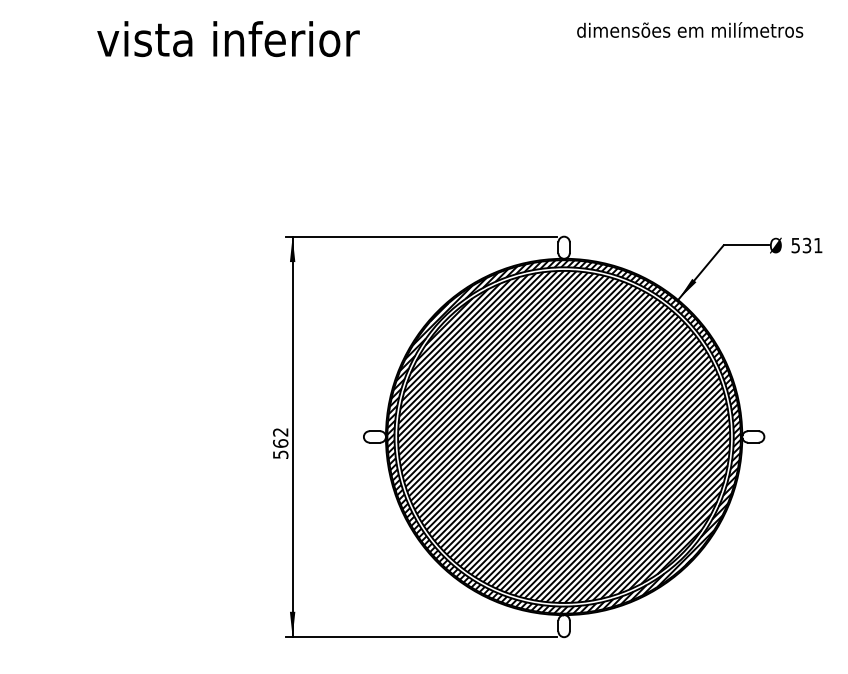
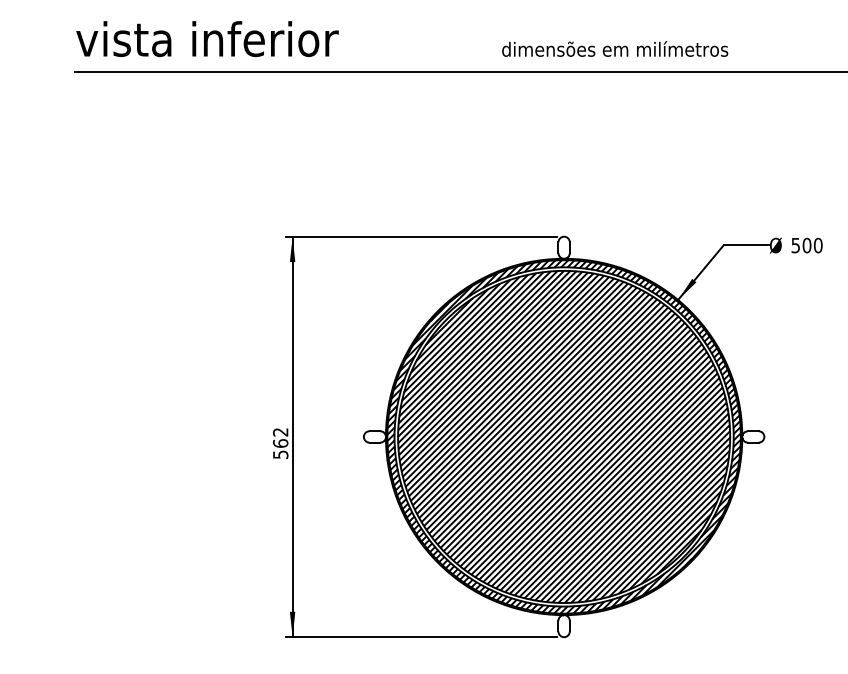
text position: (690, 29) -> (615, 48) (615, 48)
text position: (228, 39) -> (207, 39) (207, 39)
line: none -> present (459, 71)
text: 531 -> 500 (812, 245)
